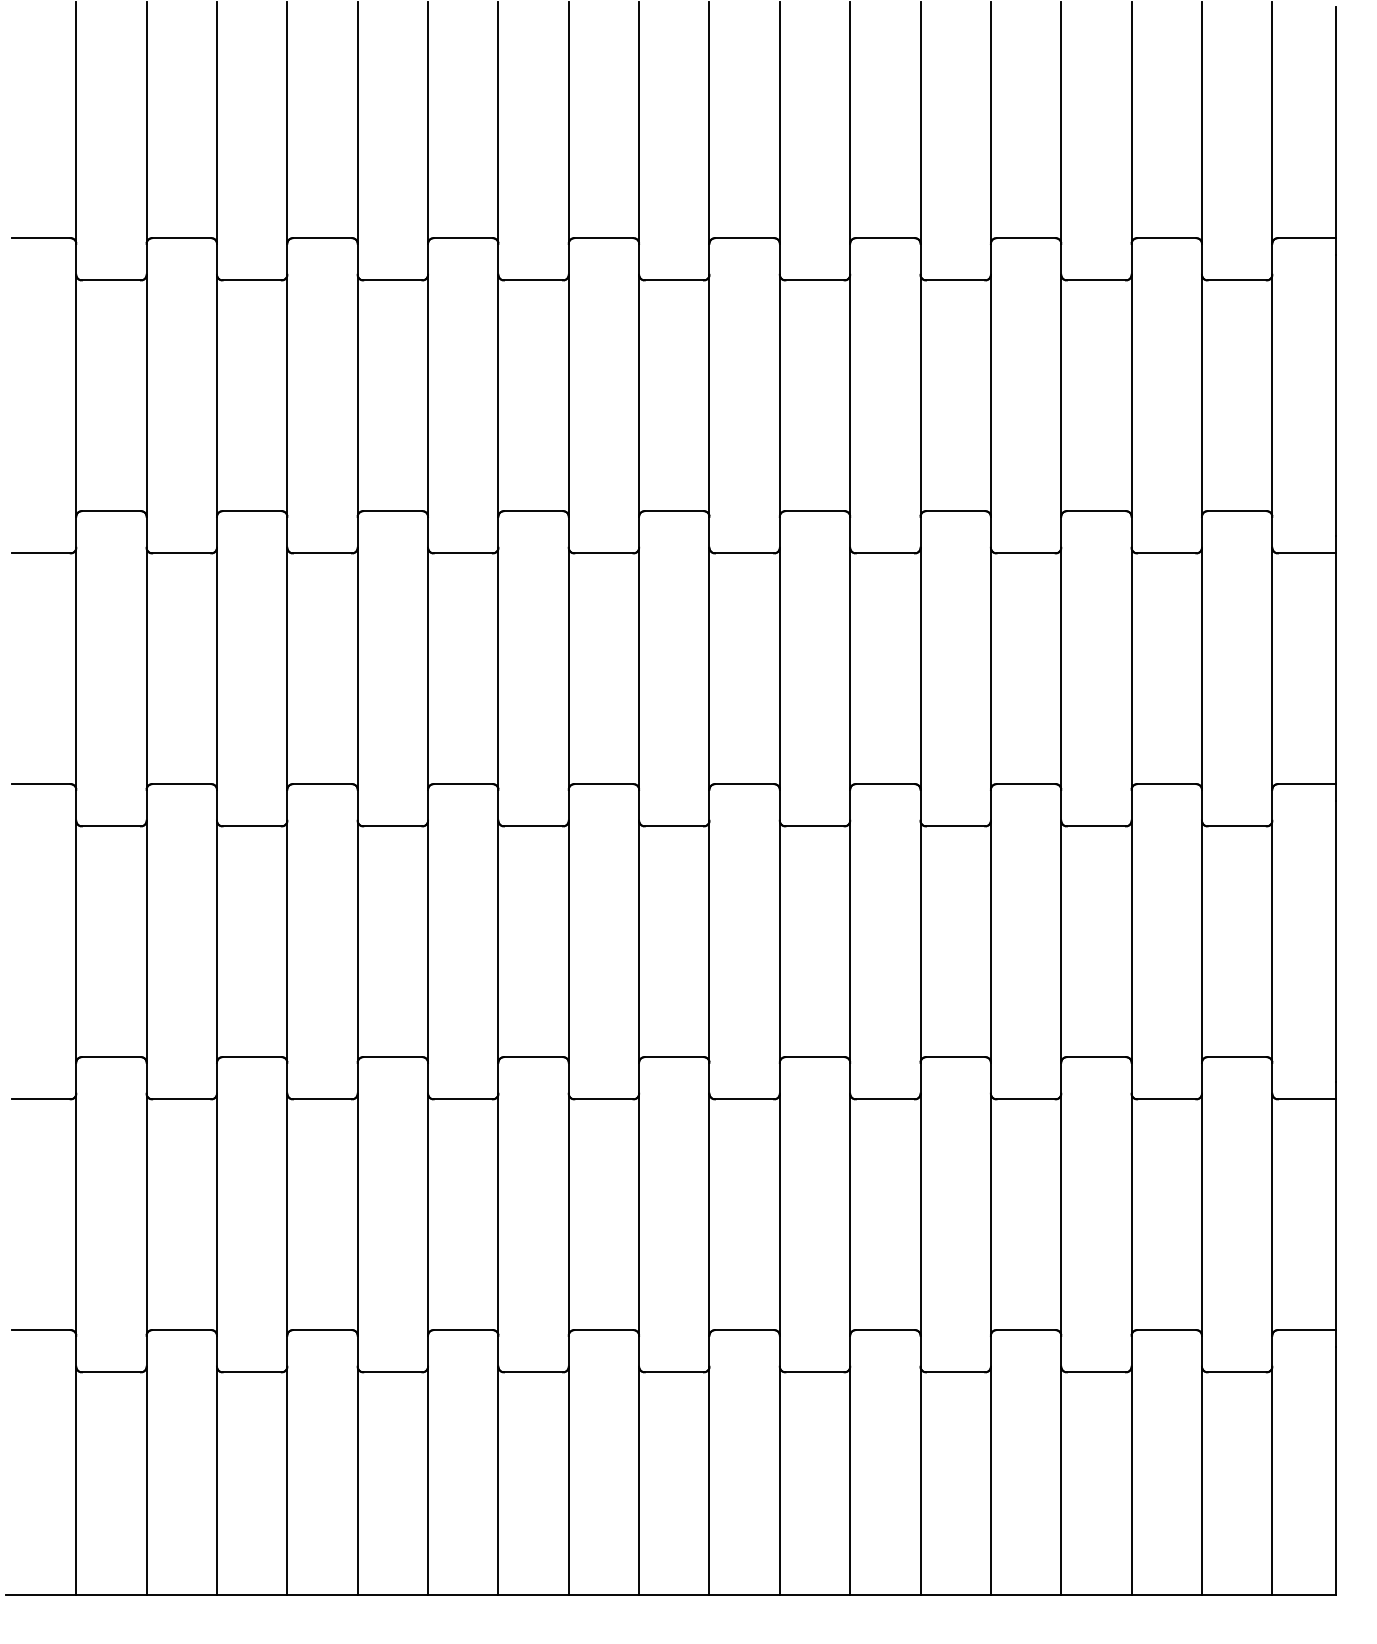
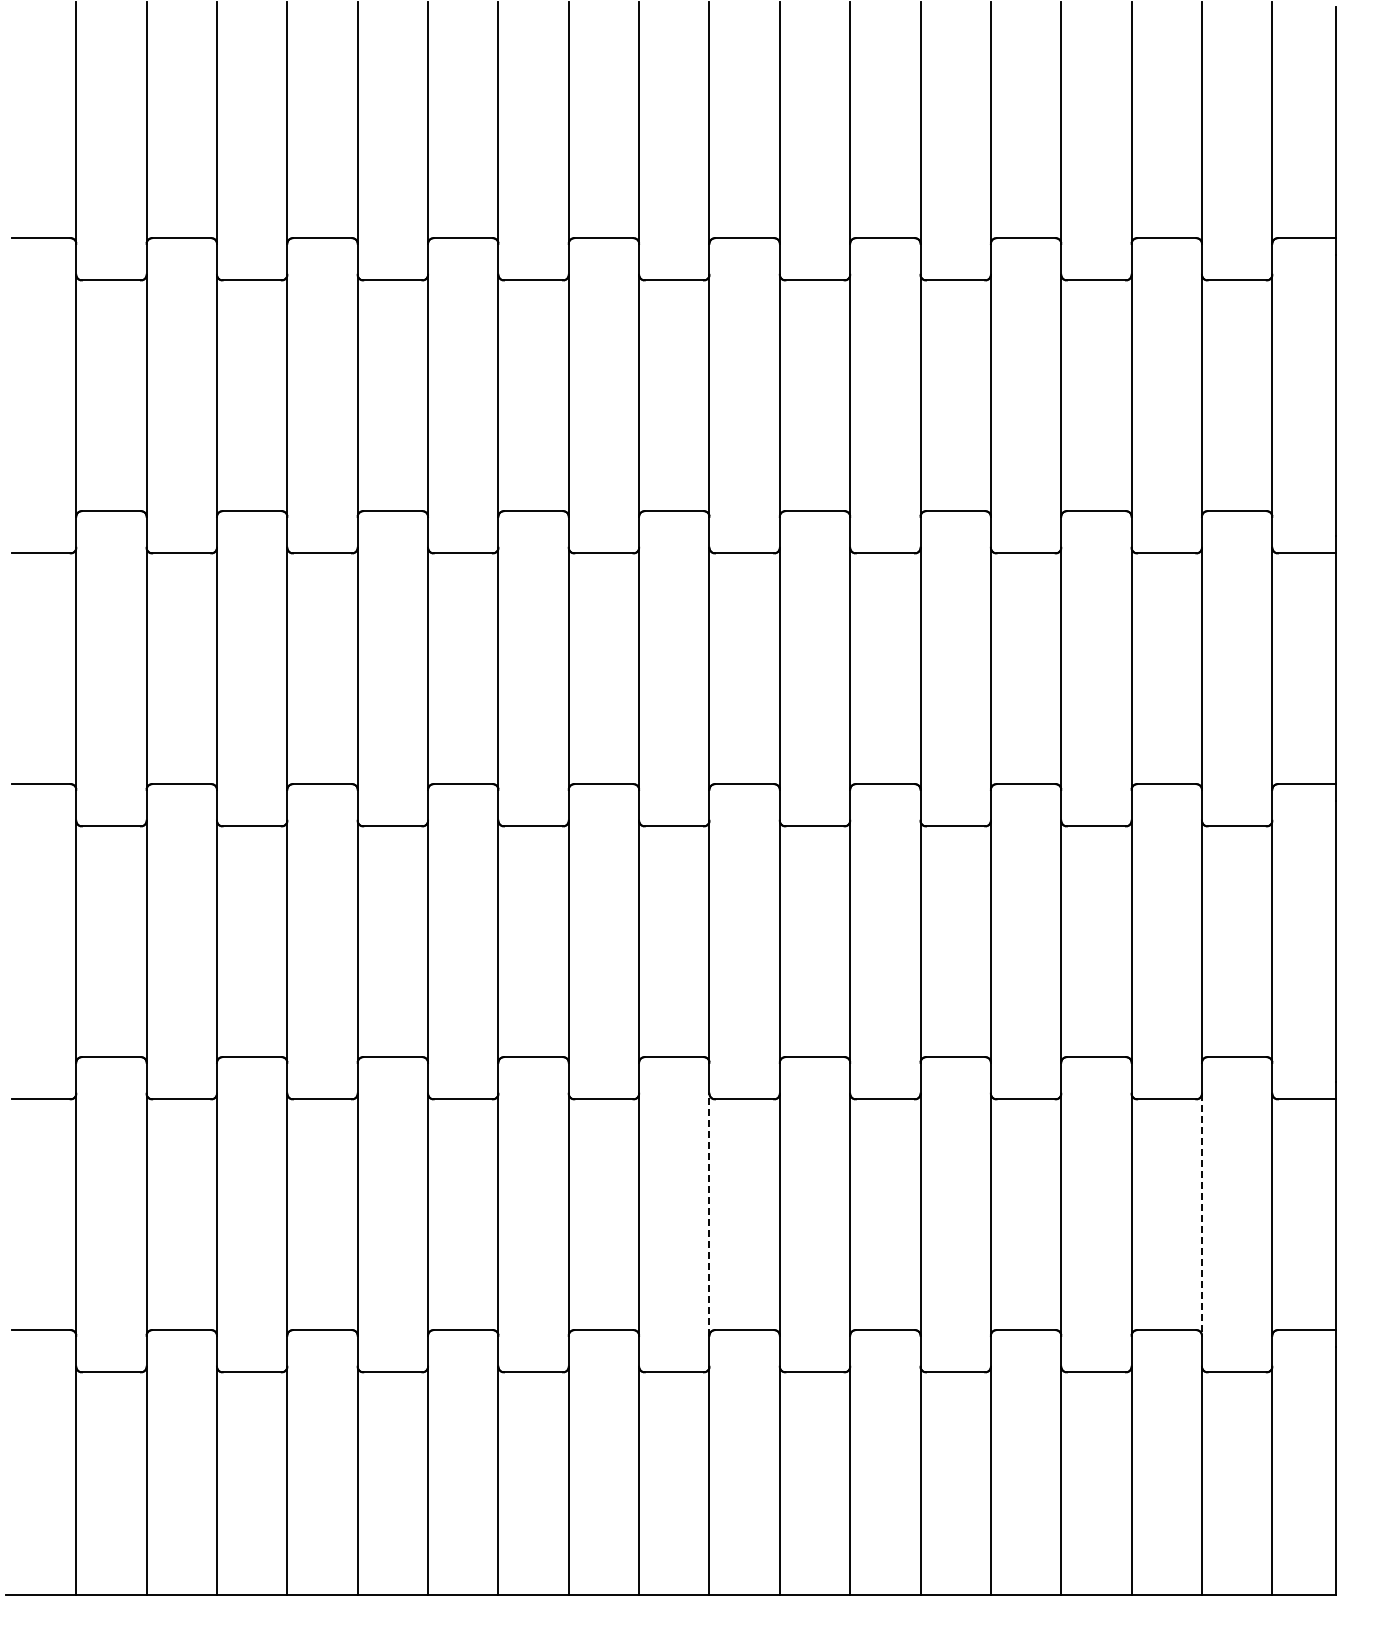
line: solid -> dashed (709, 1214)
line: solid -> dashed (1201, 1215)
